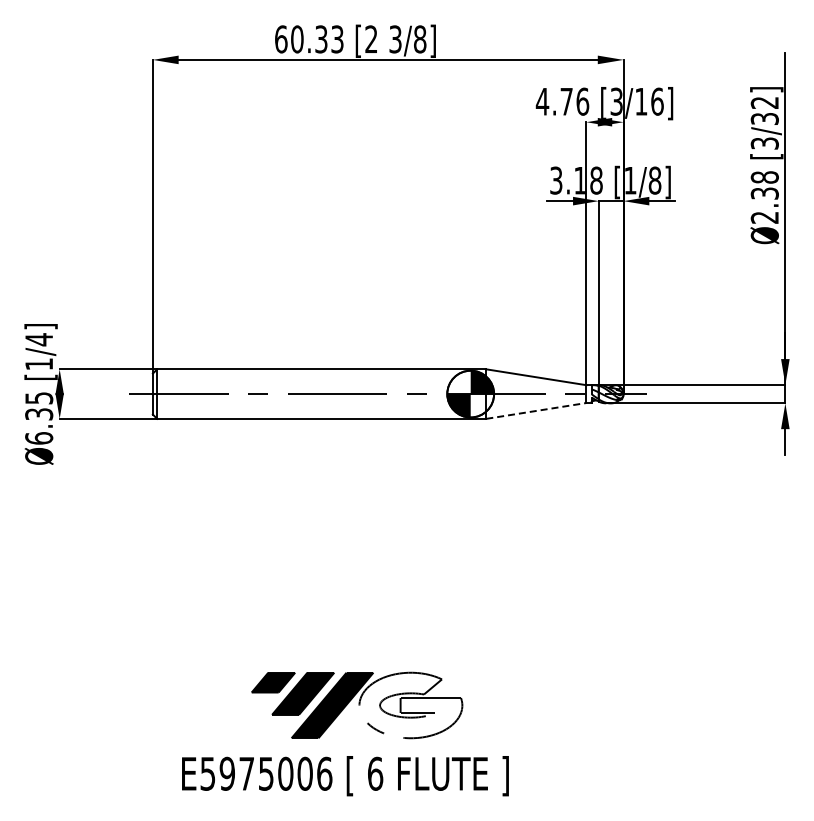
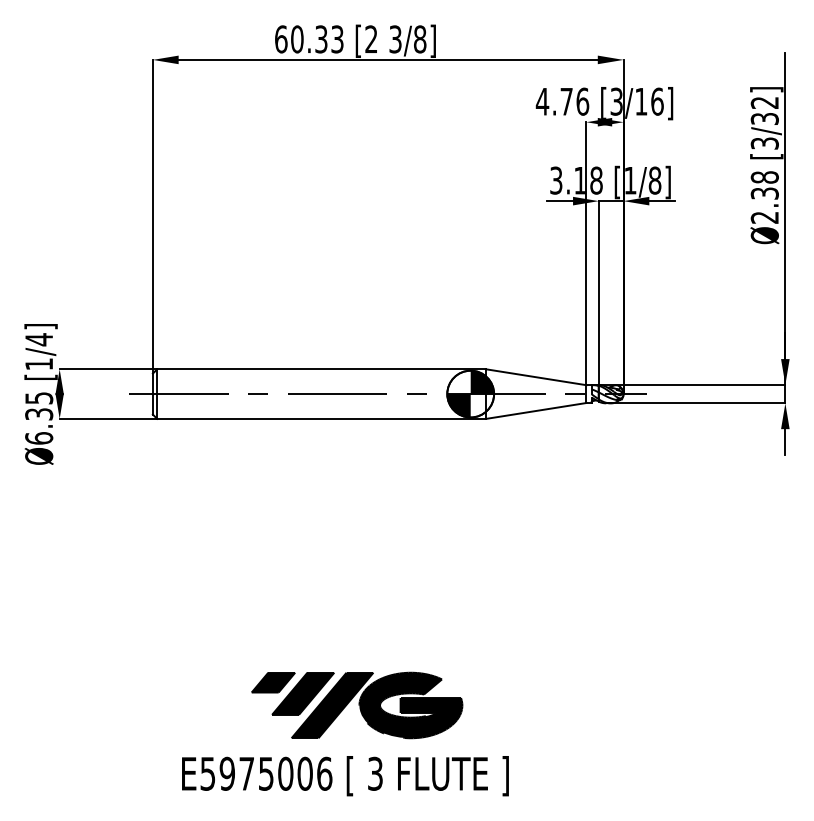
line: dashed -> solid (536, 410)
fill: none -> present (410, 705)
text: 6 -> 3 (375, 773)
